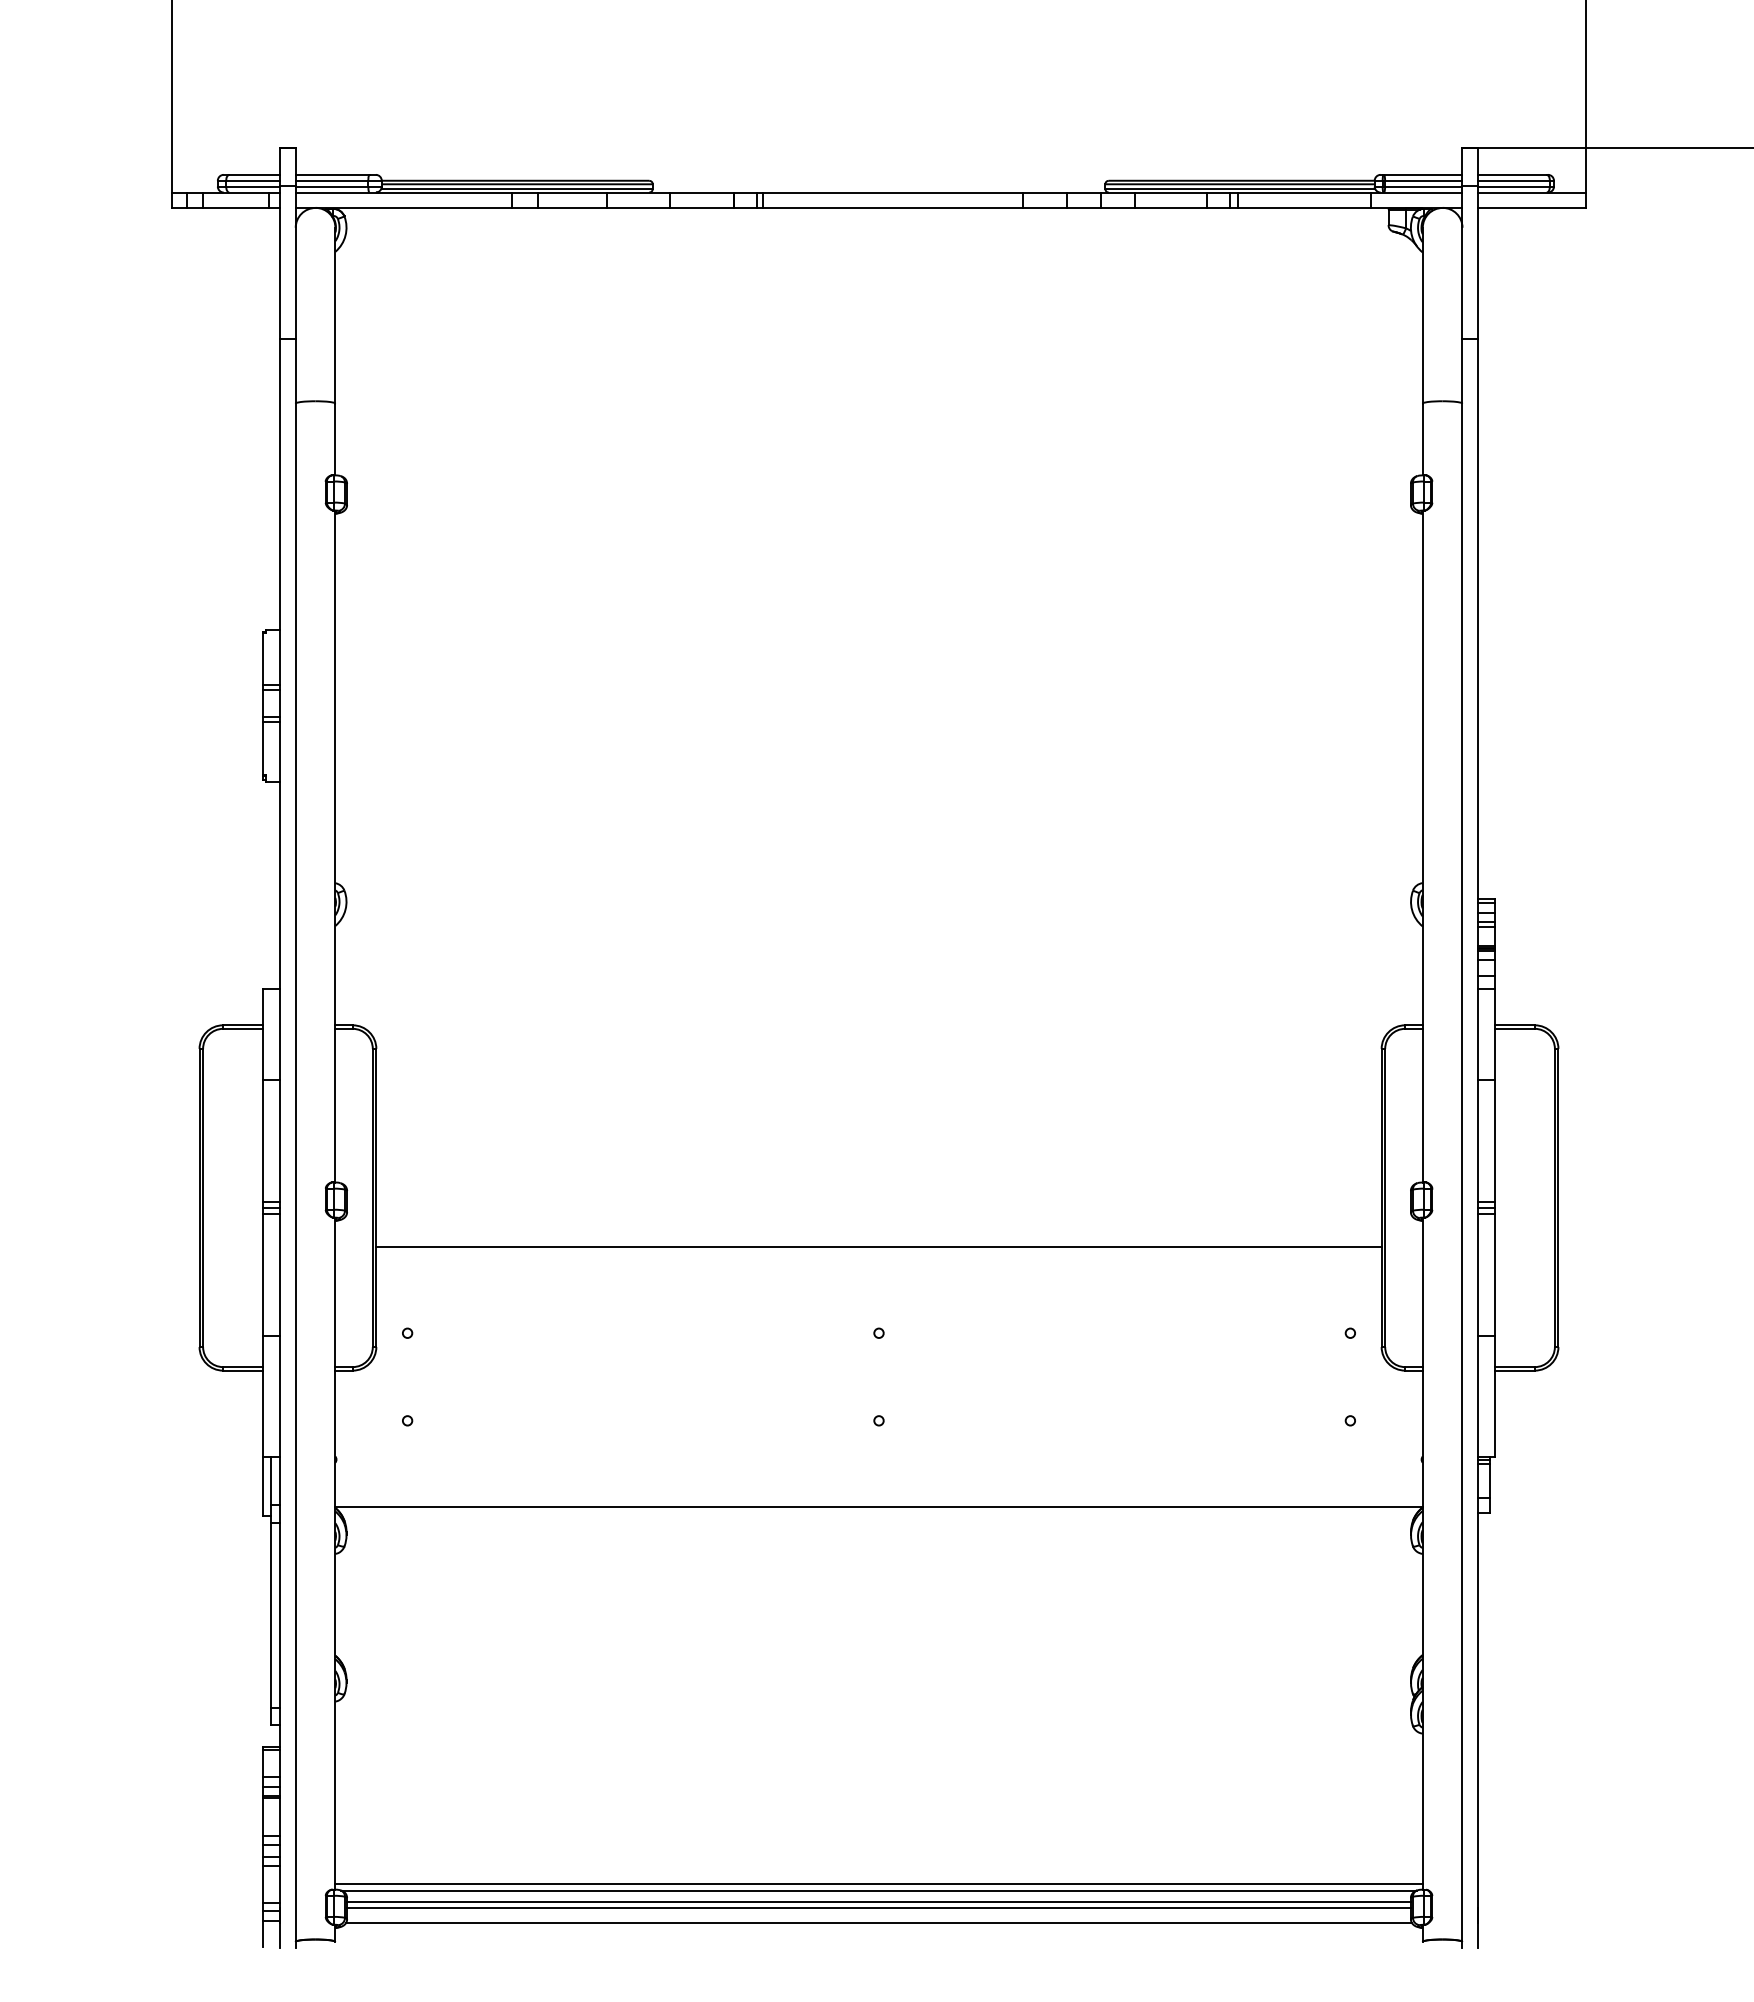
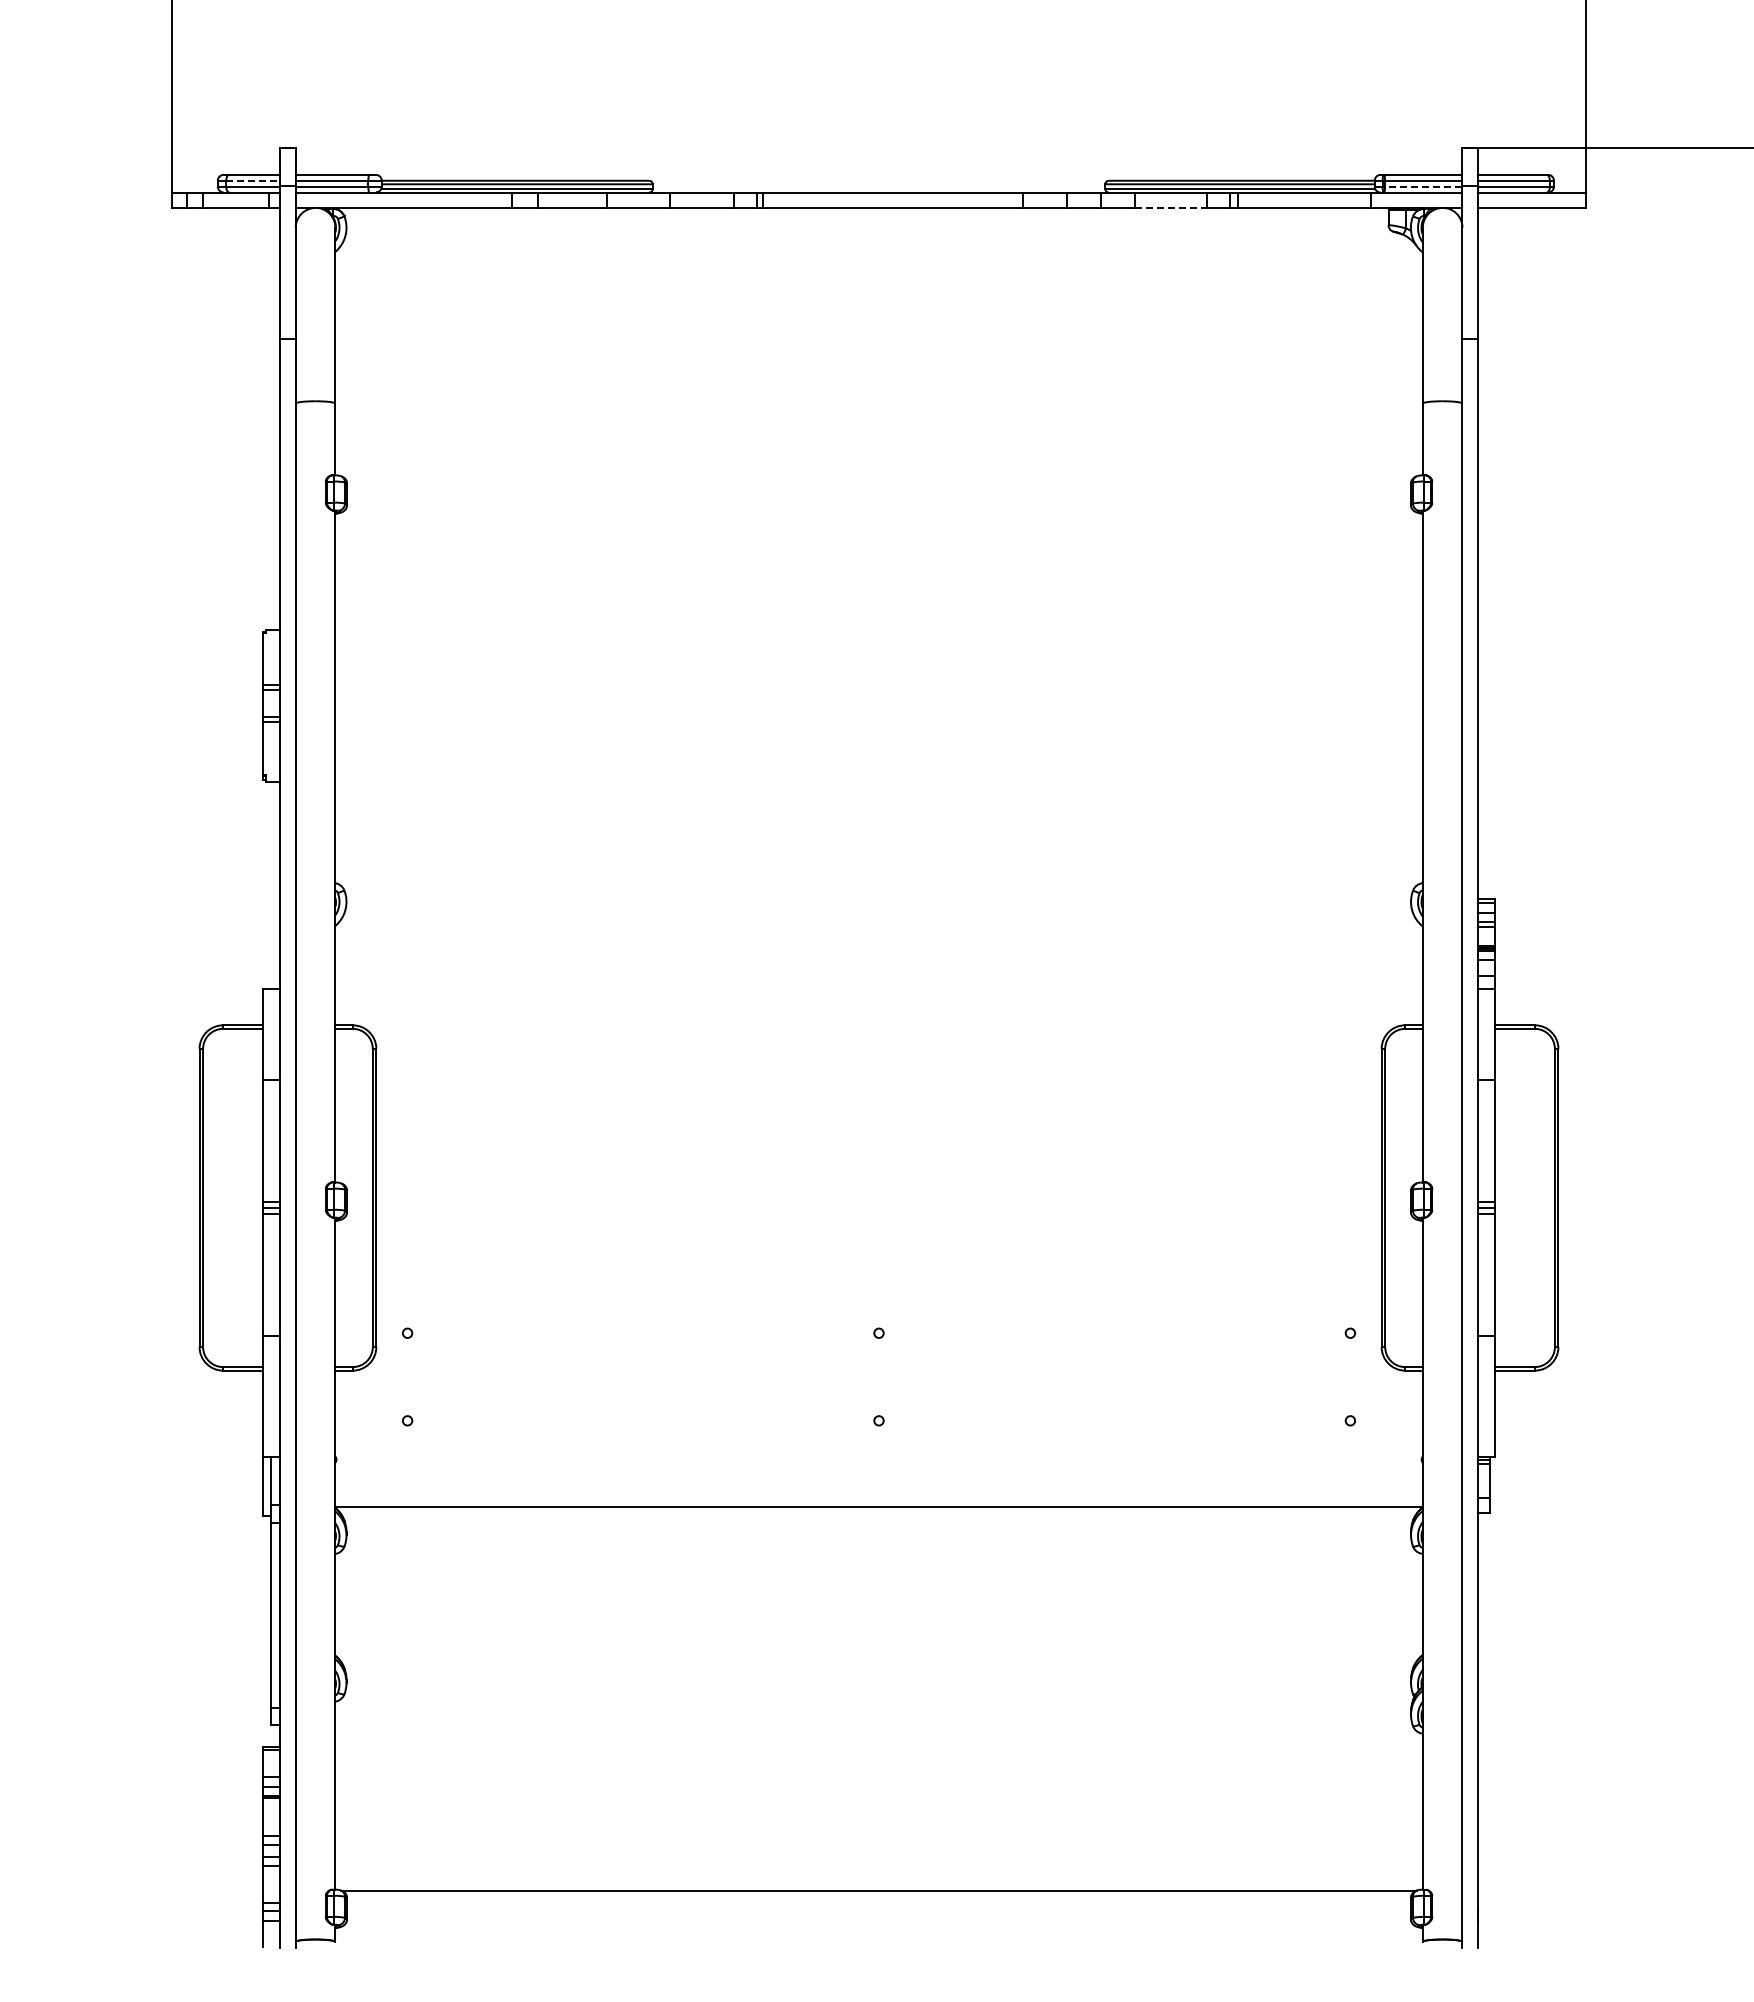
line: solid -> dashed (253, 180)
line: solid -> dashed (1423, 186)
line: solid -> dashed (1171, 207)
line: present -> none (878, 1247)
line: present -> none (878, 1884)
line: present -> none (878, 1901)
line: present -> none (878, 1908)
line: present -> none (878, 1923)
